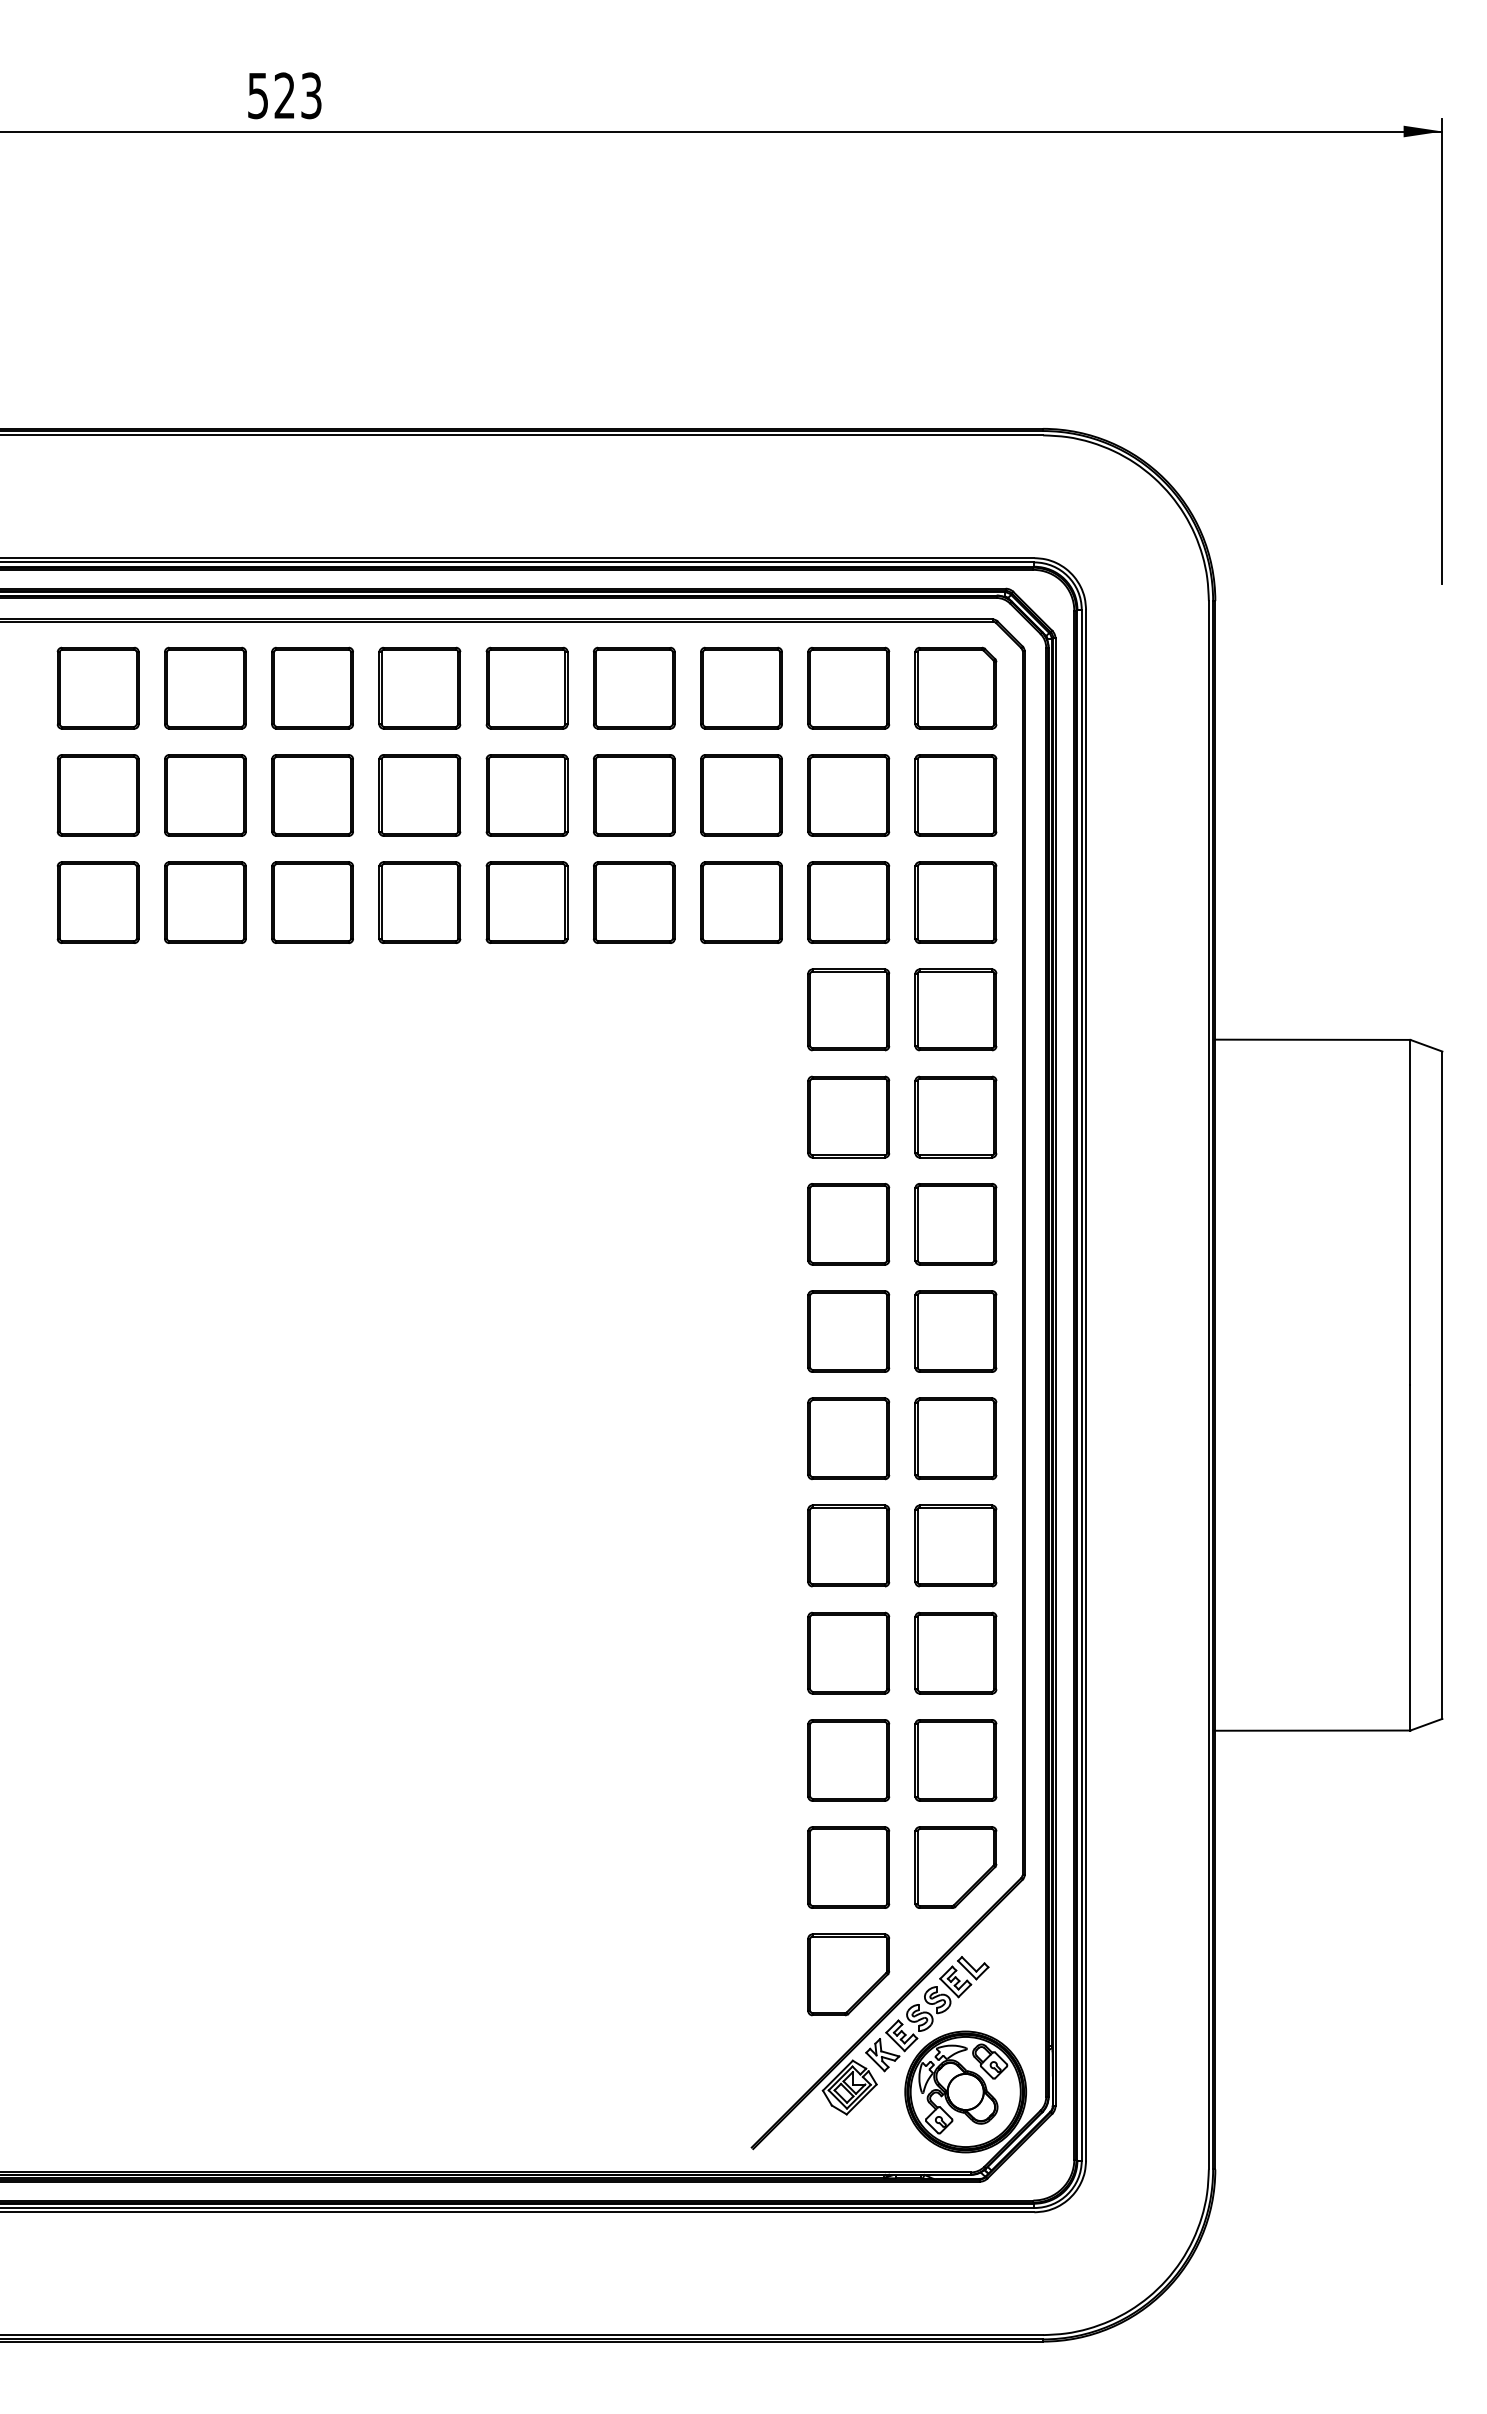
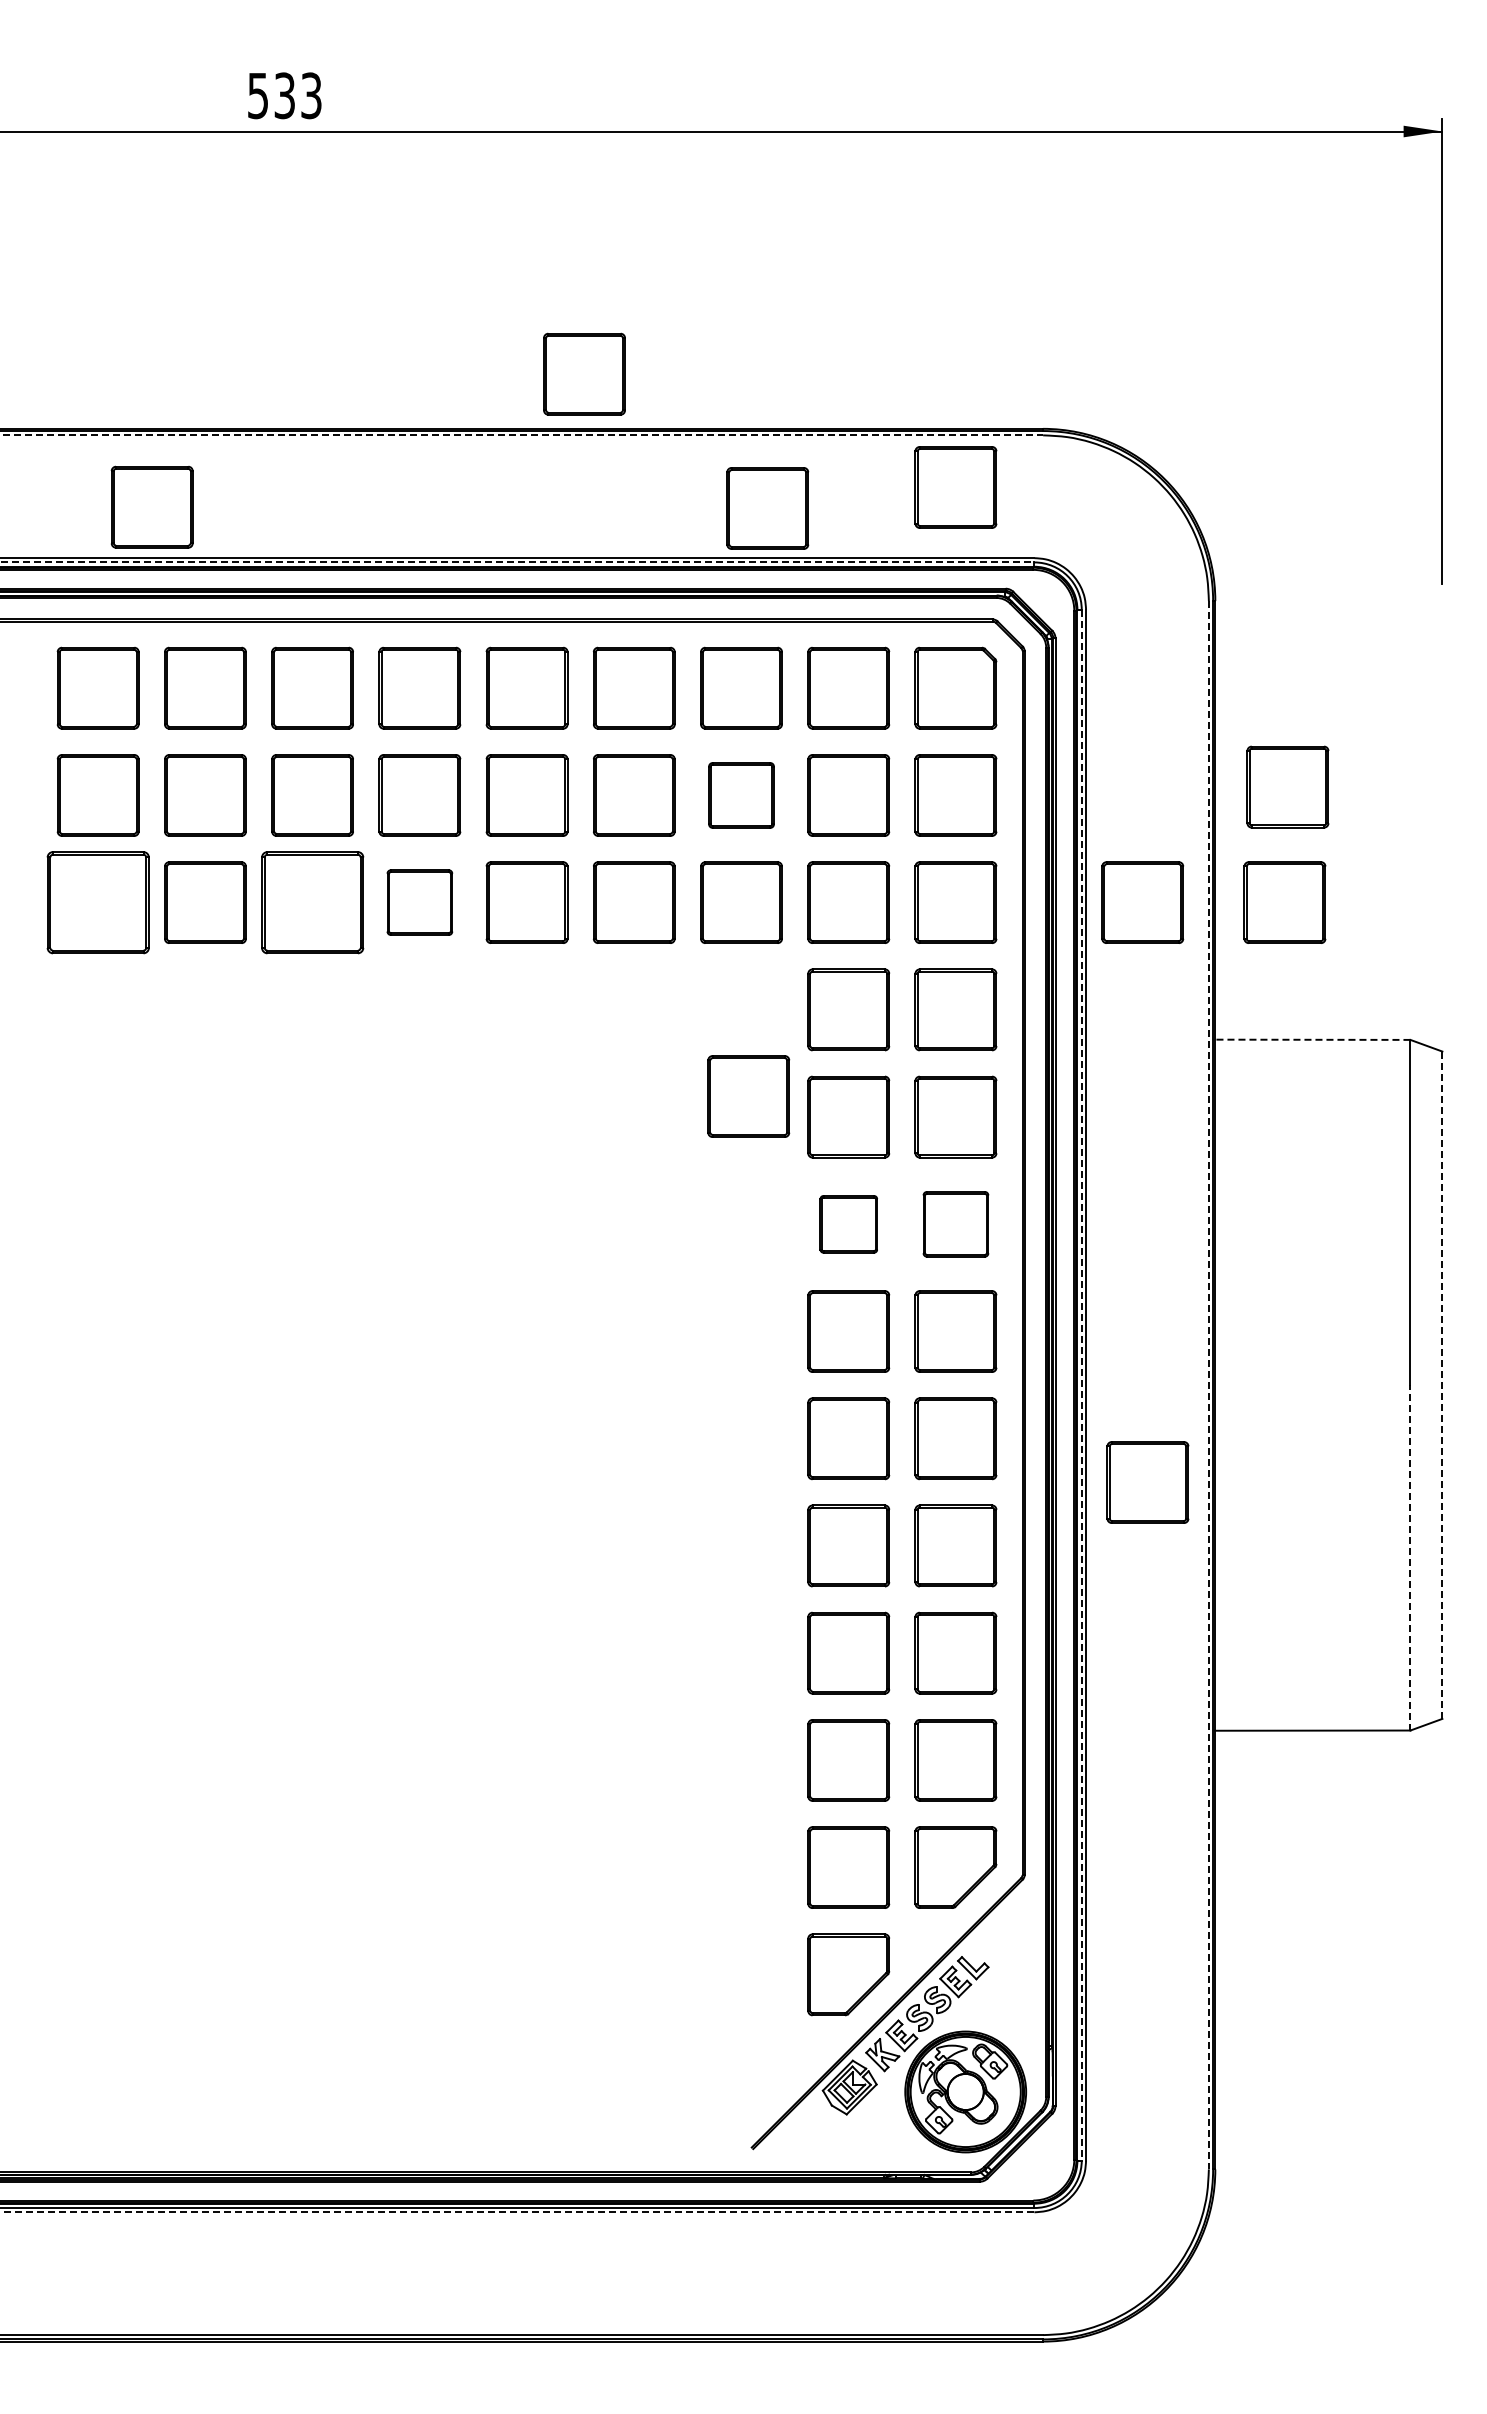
text: 523 -> 533 (284, 95)
part: none -> present (584, 373)
line: solid -> dashed (522, 435)
part: none -> present (955, 487)
part: none -> present (151, 506)
part: none -> present (767, 508)
line: solid -> dashed (517, 562)
part: none -> present (1287, 786)
part size: 83x83 px -> 67x67 px (741, 795)
part size: 84x83 px -> 104x104 px (97, 902)
part size: 83x83 px -> 104x104 px (312, 902)
part size: 84x83 px -> 68x67 px (419, 902)
part: none -> present (1142, 902)
part: none -> present (1284, 902)
line: solid -> dashed (1312, 1039)
part: none -> present (748, 1096)
part size: 84x83 px -> 59x59 px (848, 1224)
part size: 84x83 px -> 68x67 px (955, 1224)
line: solid -> dashed (1081, 1385)
line: solid -> dashed (1208, 1385)
line: solid -> dashed (1442, 1385)
part: none -> present (1147, 1482)
line: solid -> dashed (1410, 1557)
line: solid -> dashed (517, 2212)
